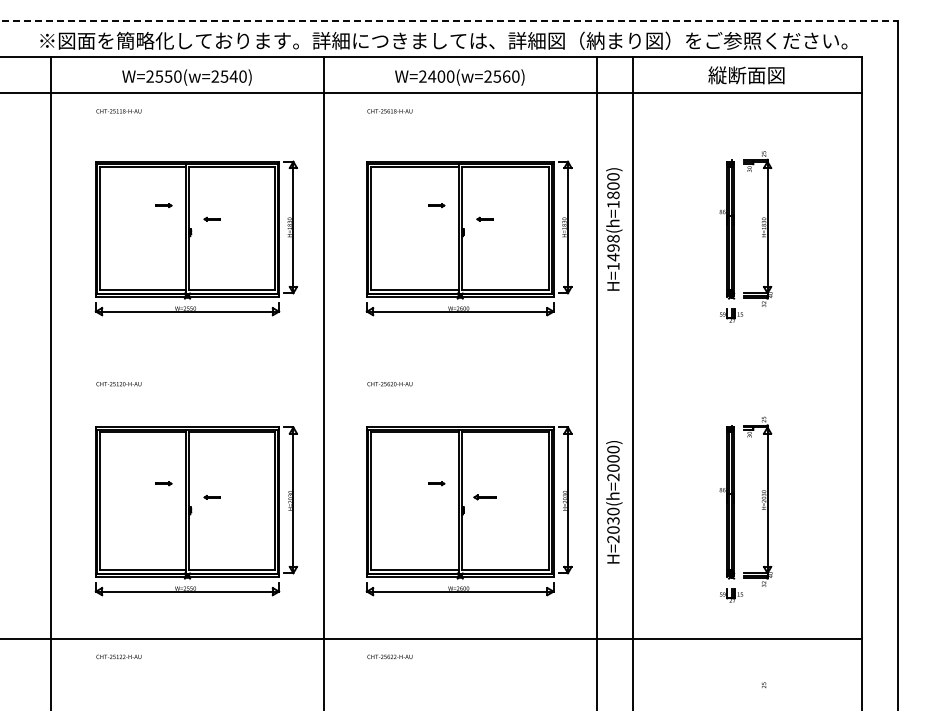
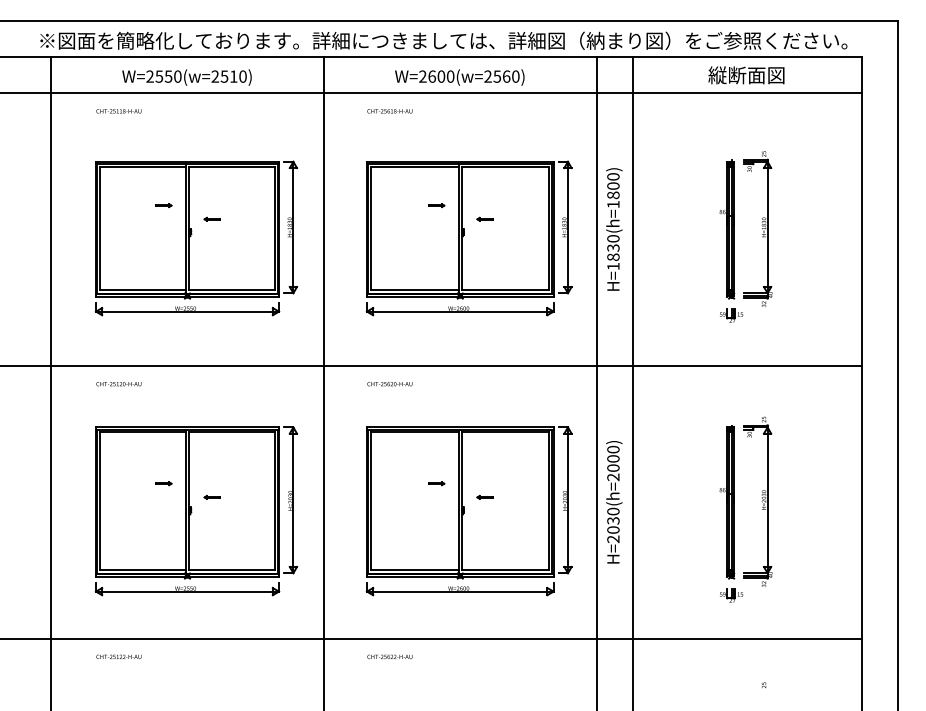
line: dashed -> solid (449, 21)
text: W=2550(w=2540) -> W=2550(w=2510) (233, 76)
text: W=2400(w=2560) -> W=2600(w=2560) (432, 76)
text: H=1498(h=1800) -> H=1830(h=1800) (613, 248)
line: none -> present (432, 365)
part size: 24x7 px -> 18x5 px (484, 497)
